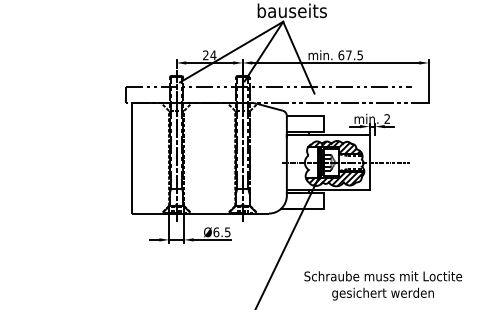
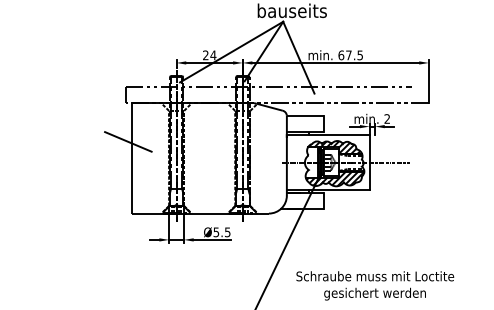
line: none -> present (128, 141)
text: Ø6.5 -> Ø5.5 (216, 232)
text position: (383, 285) -> (375, 285) (375, 285)
